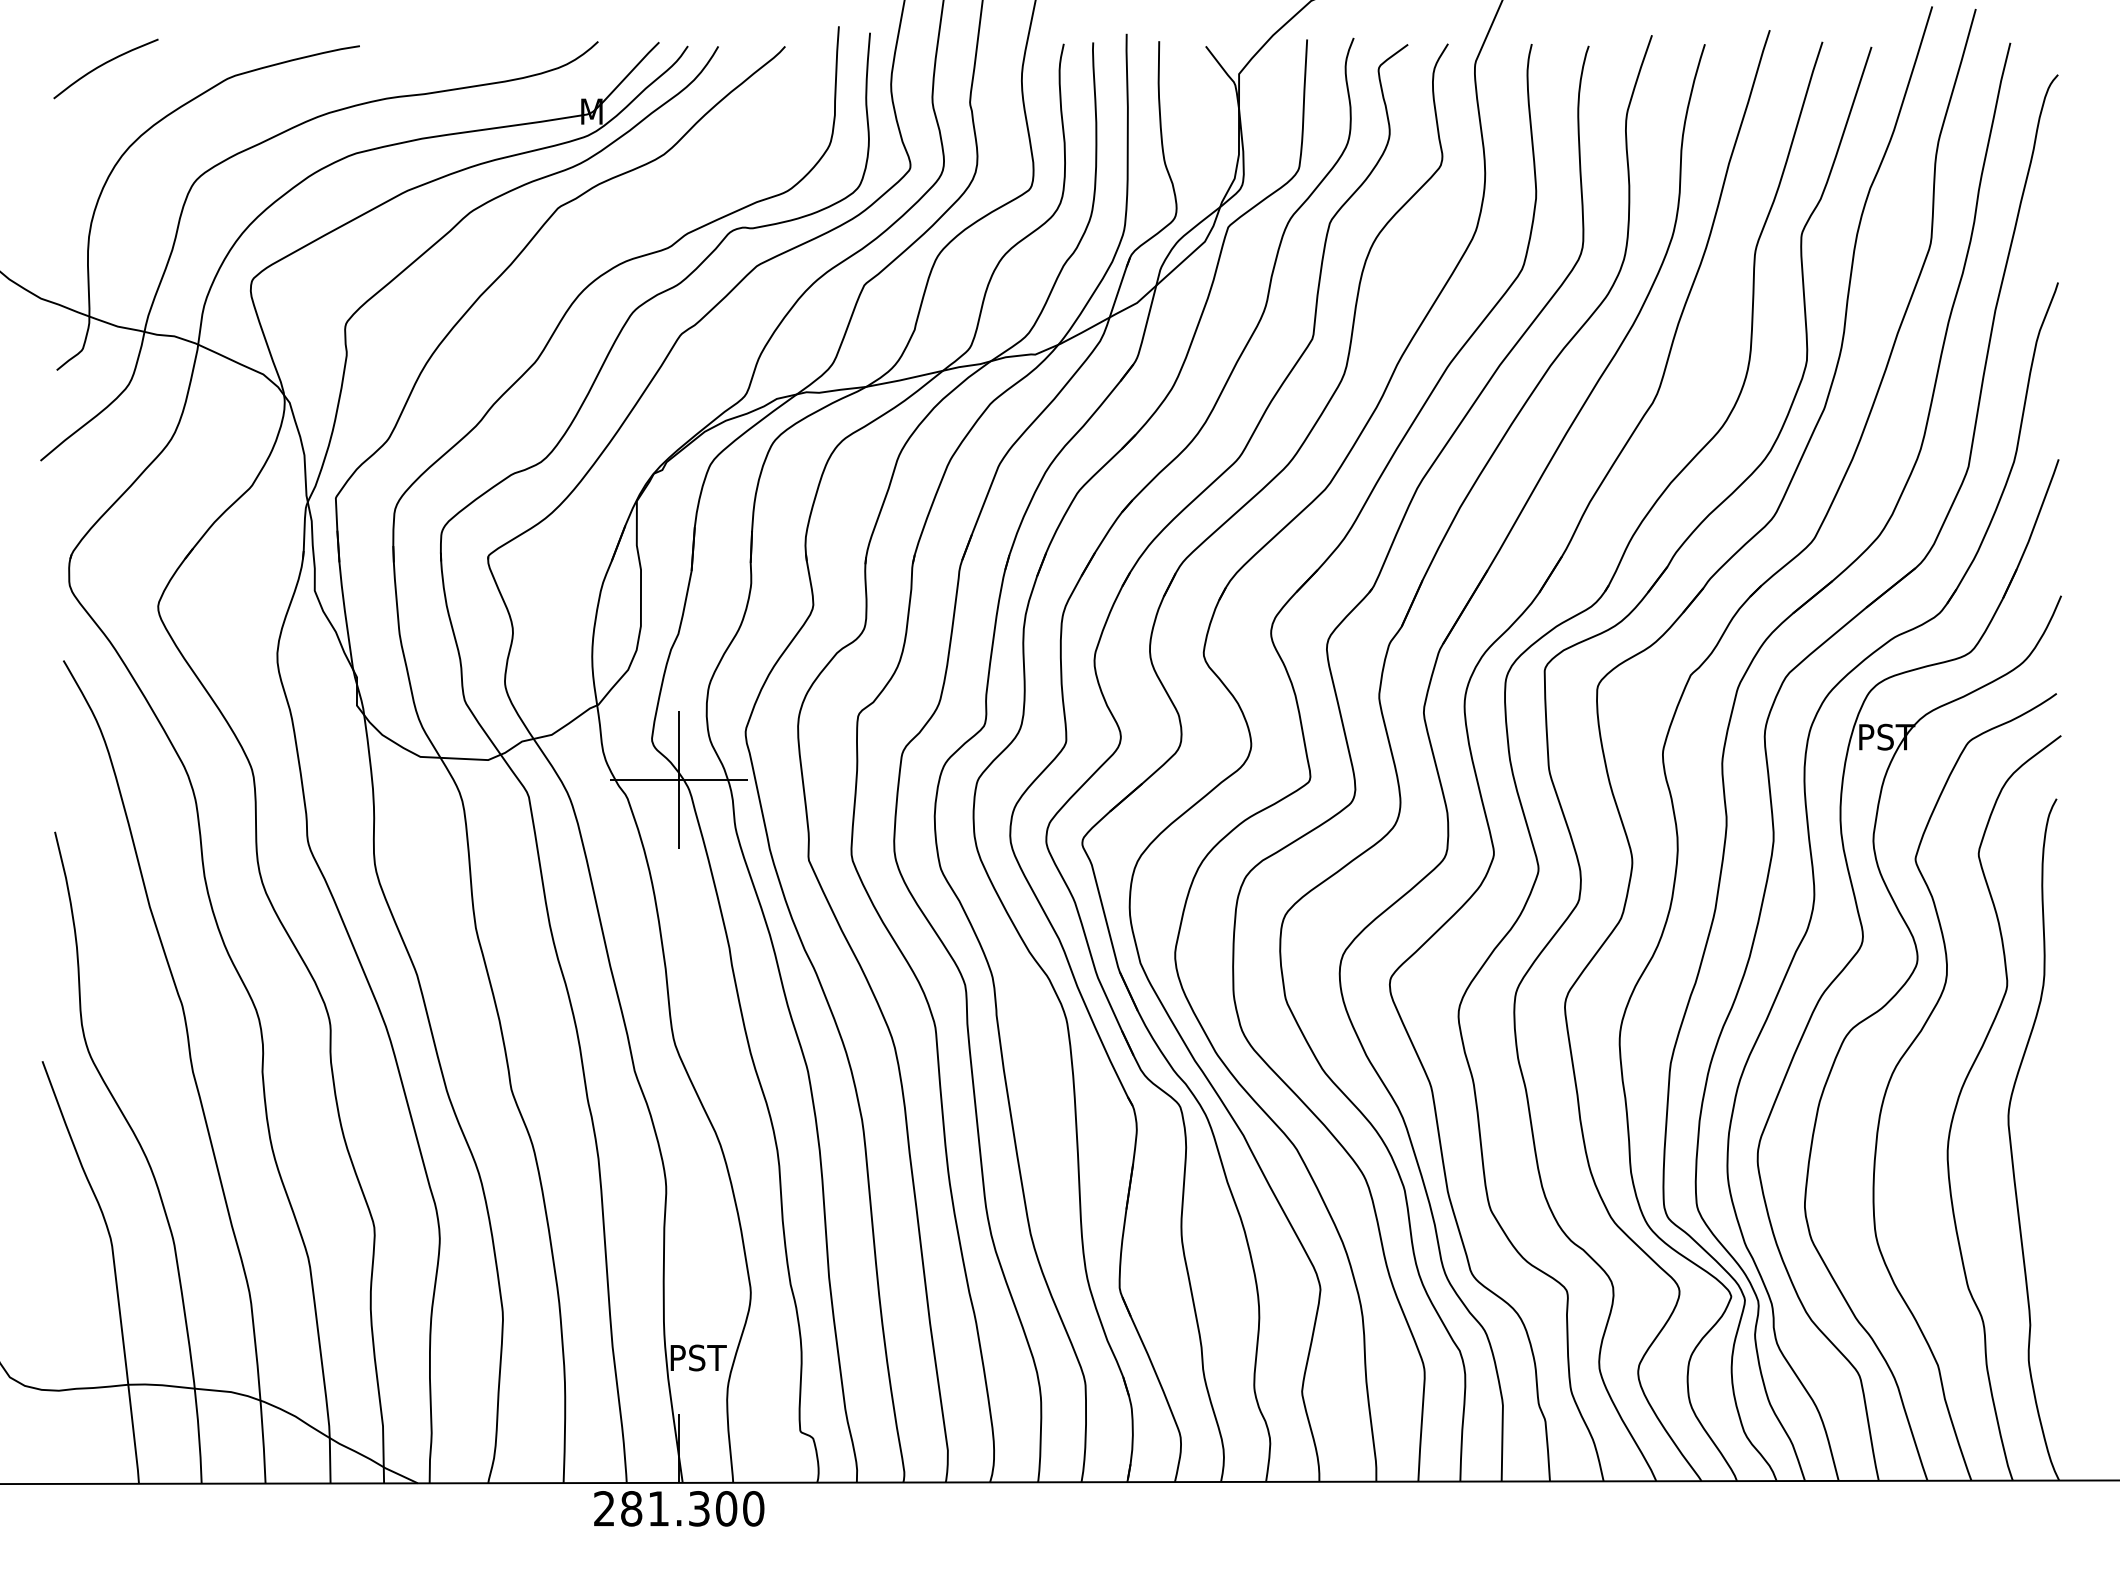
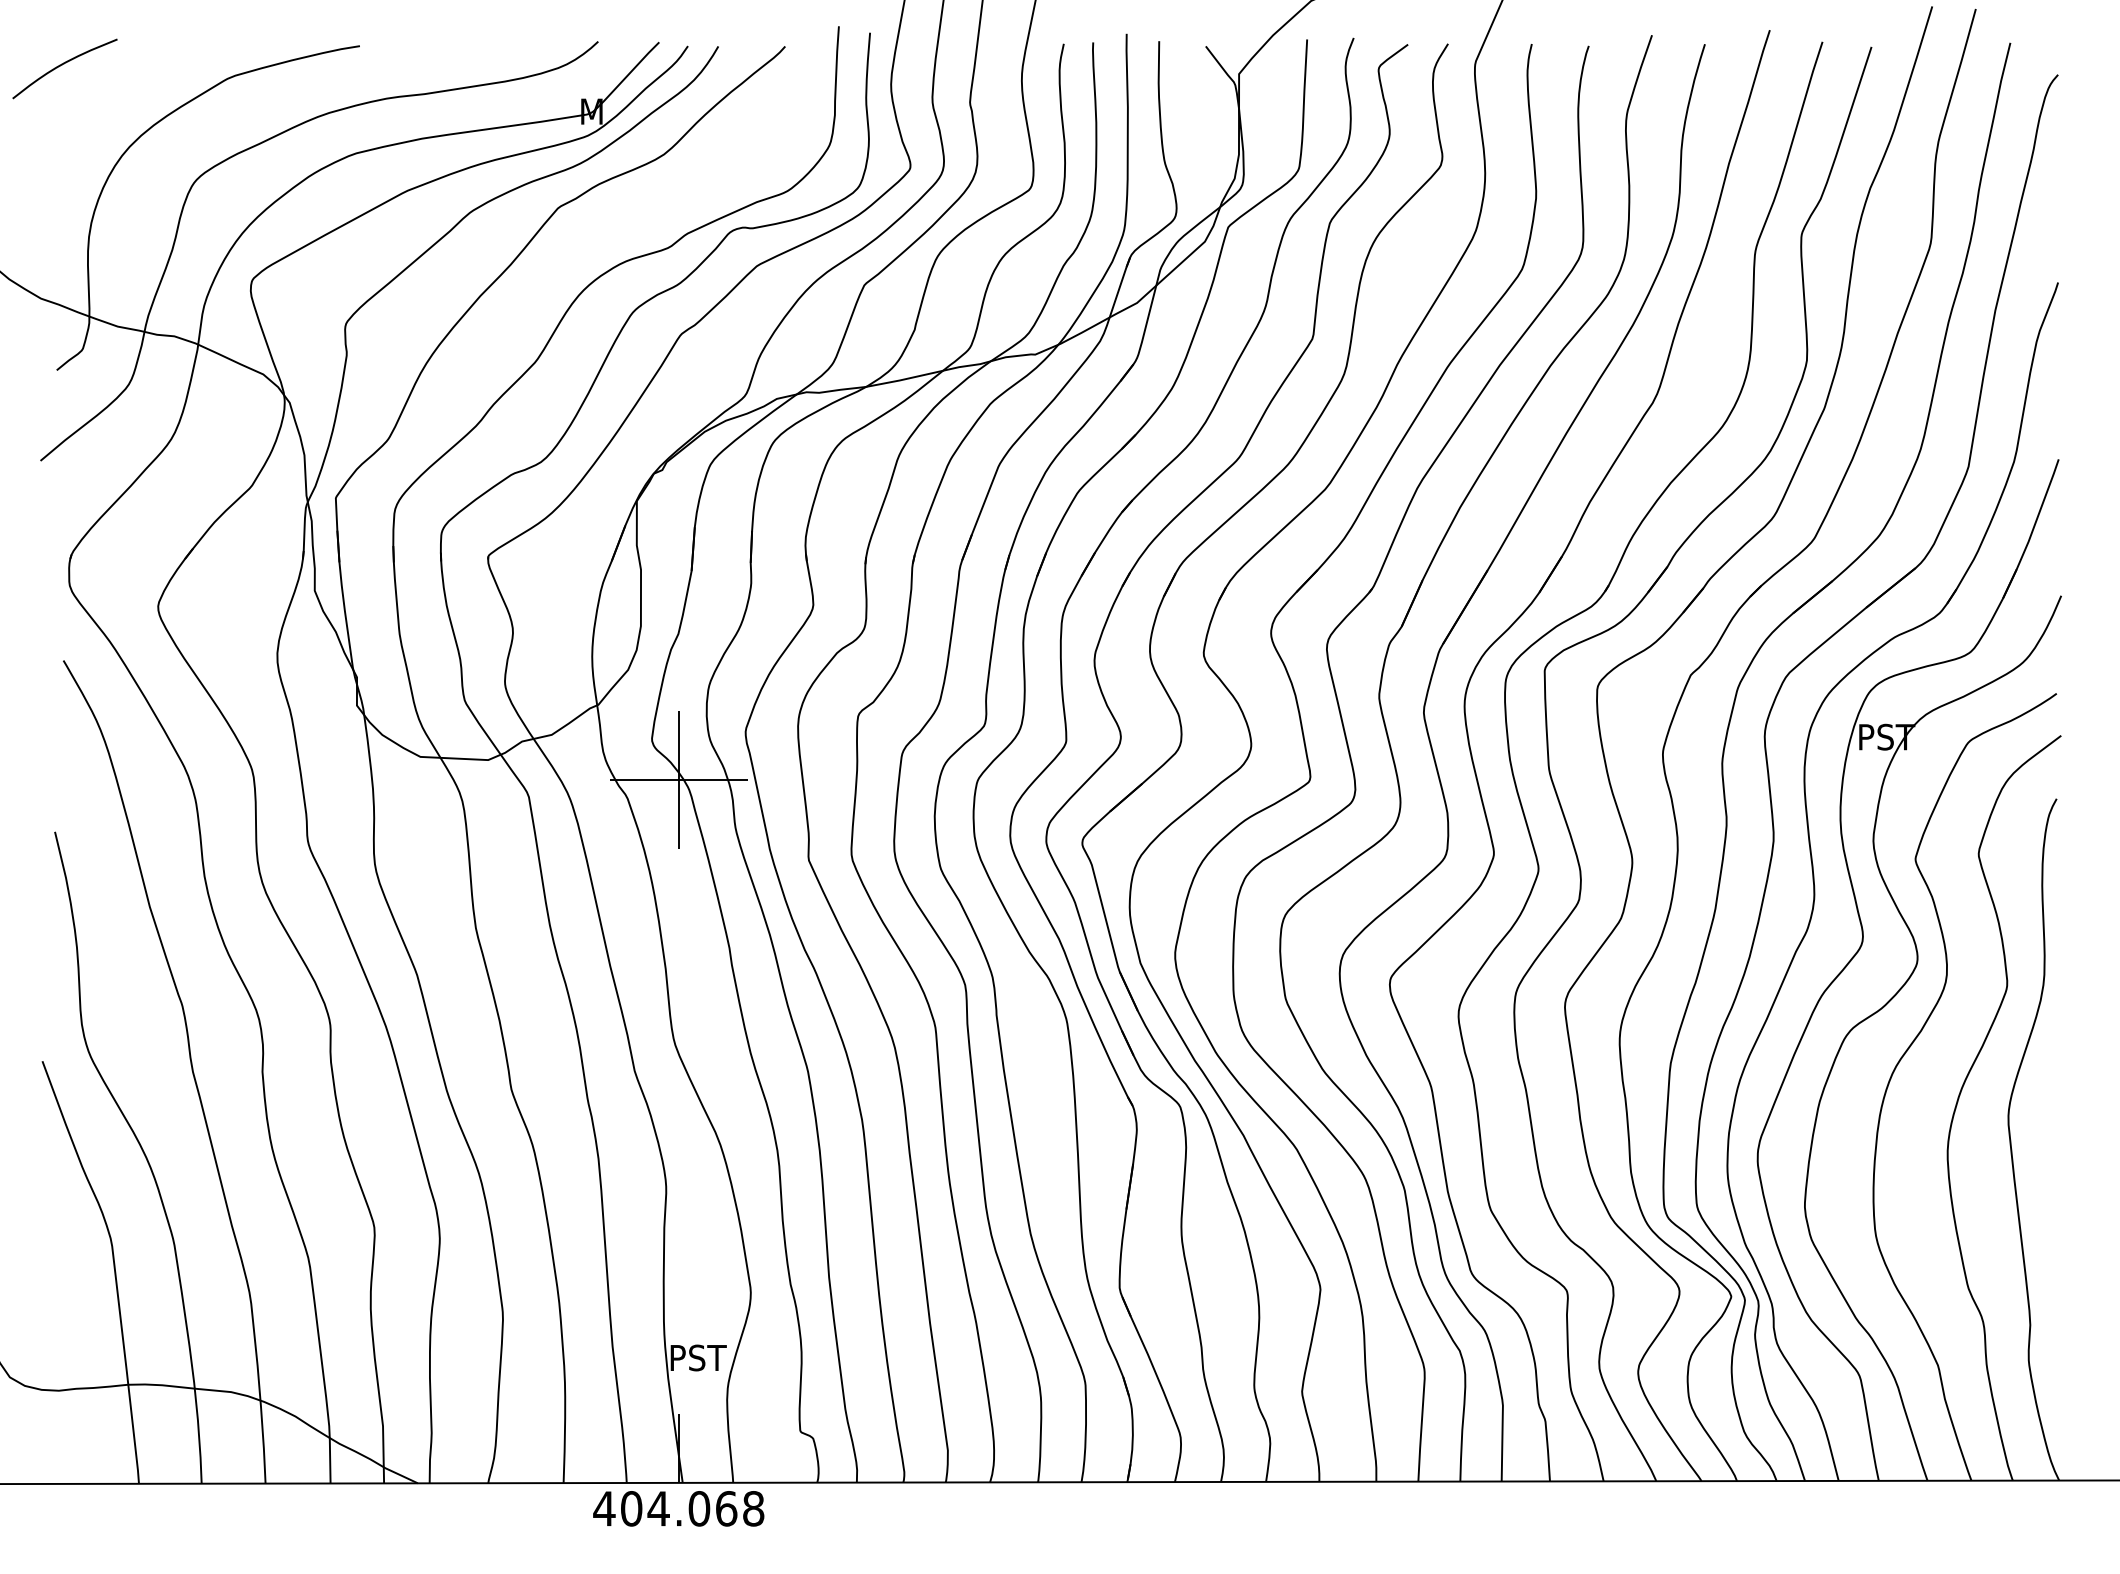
curve position: (103, 65) -> (62, 65) (62, 65)
text: 281.300 -> 404.068 (678, 1508)
